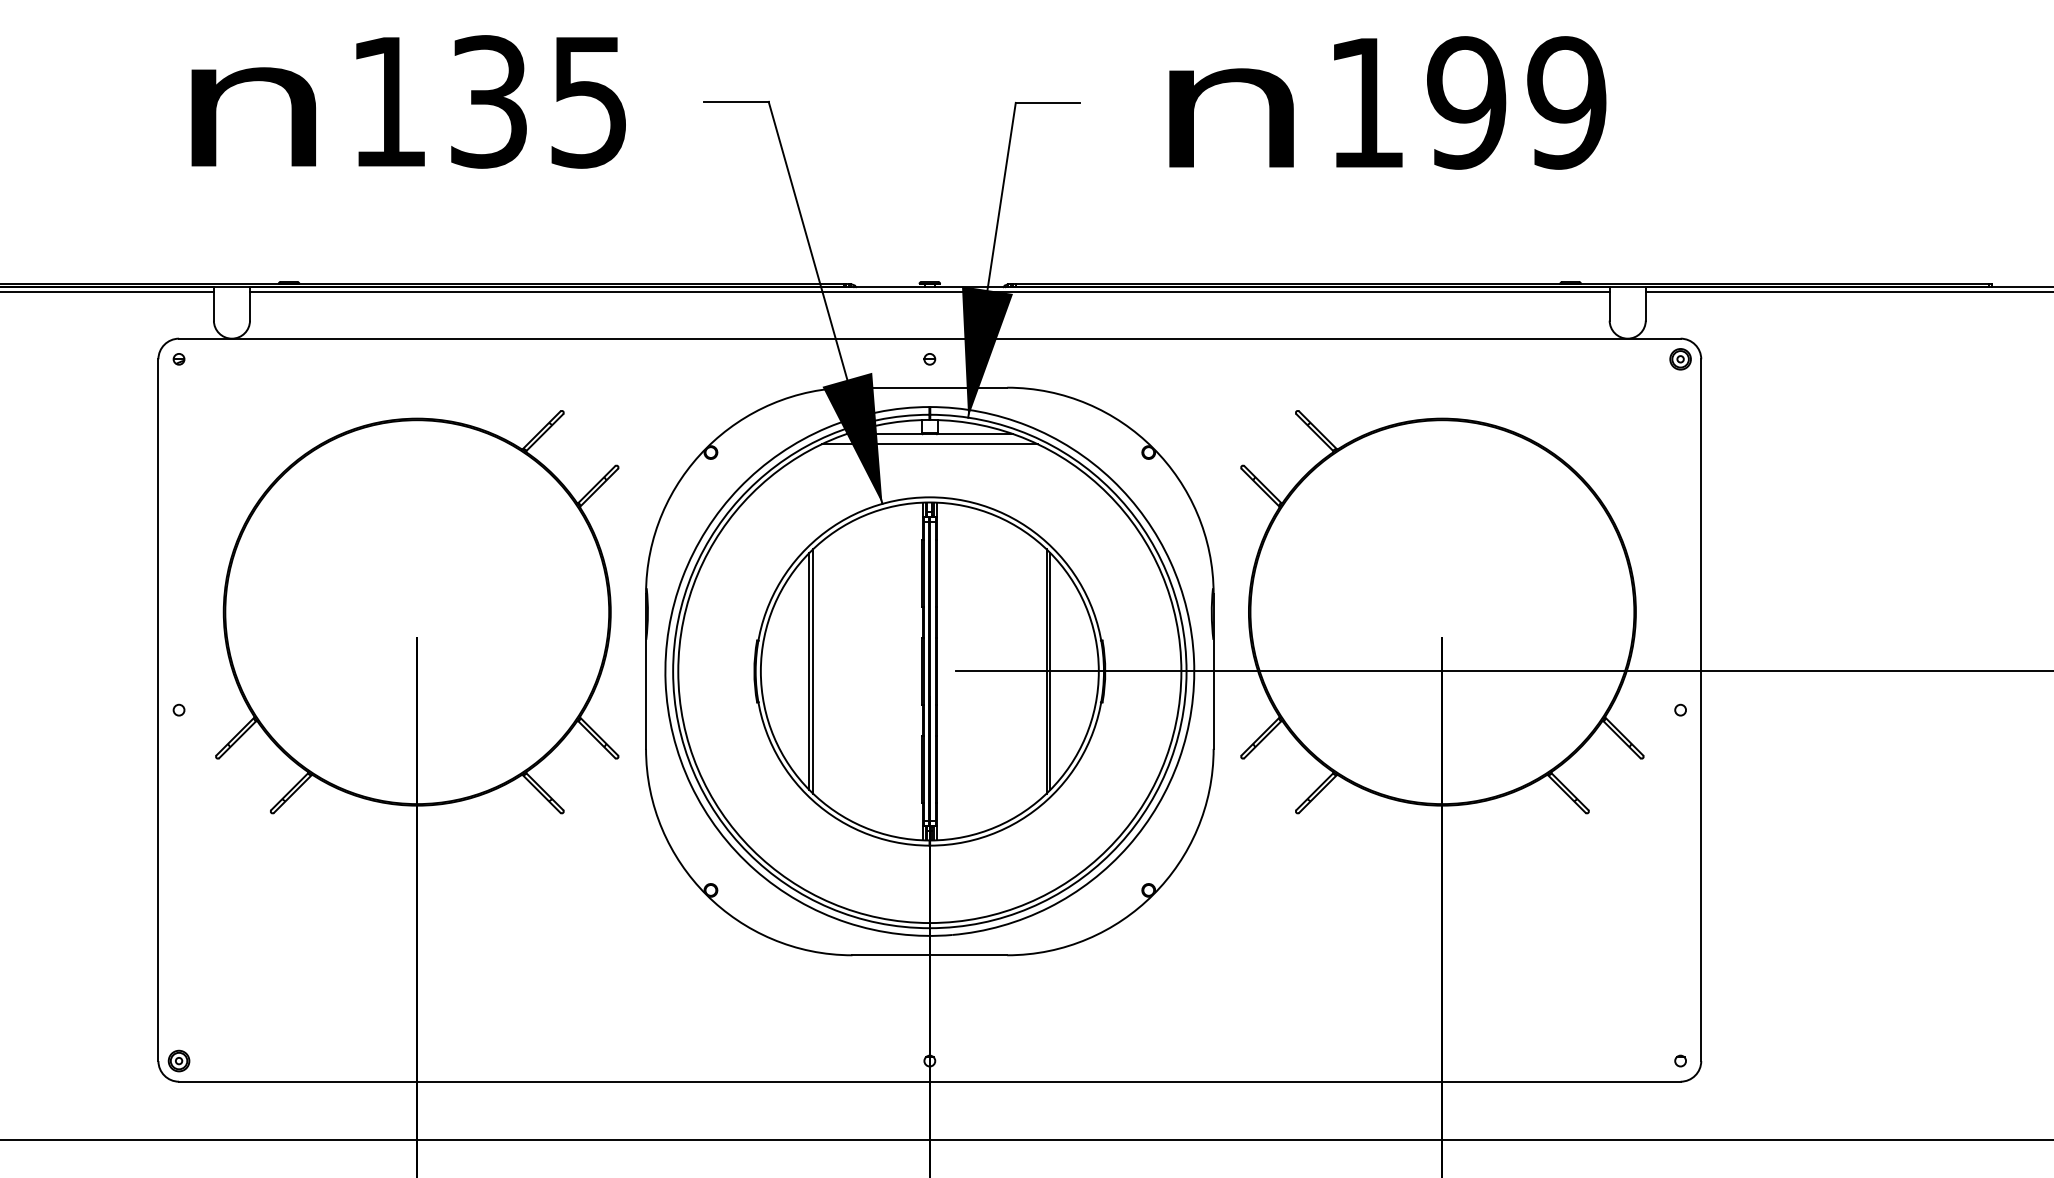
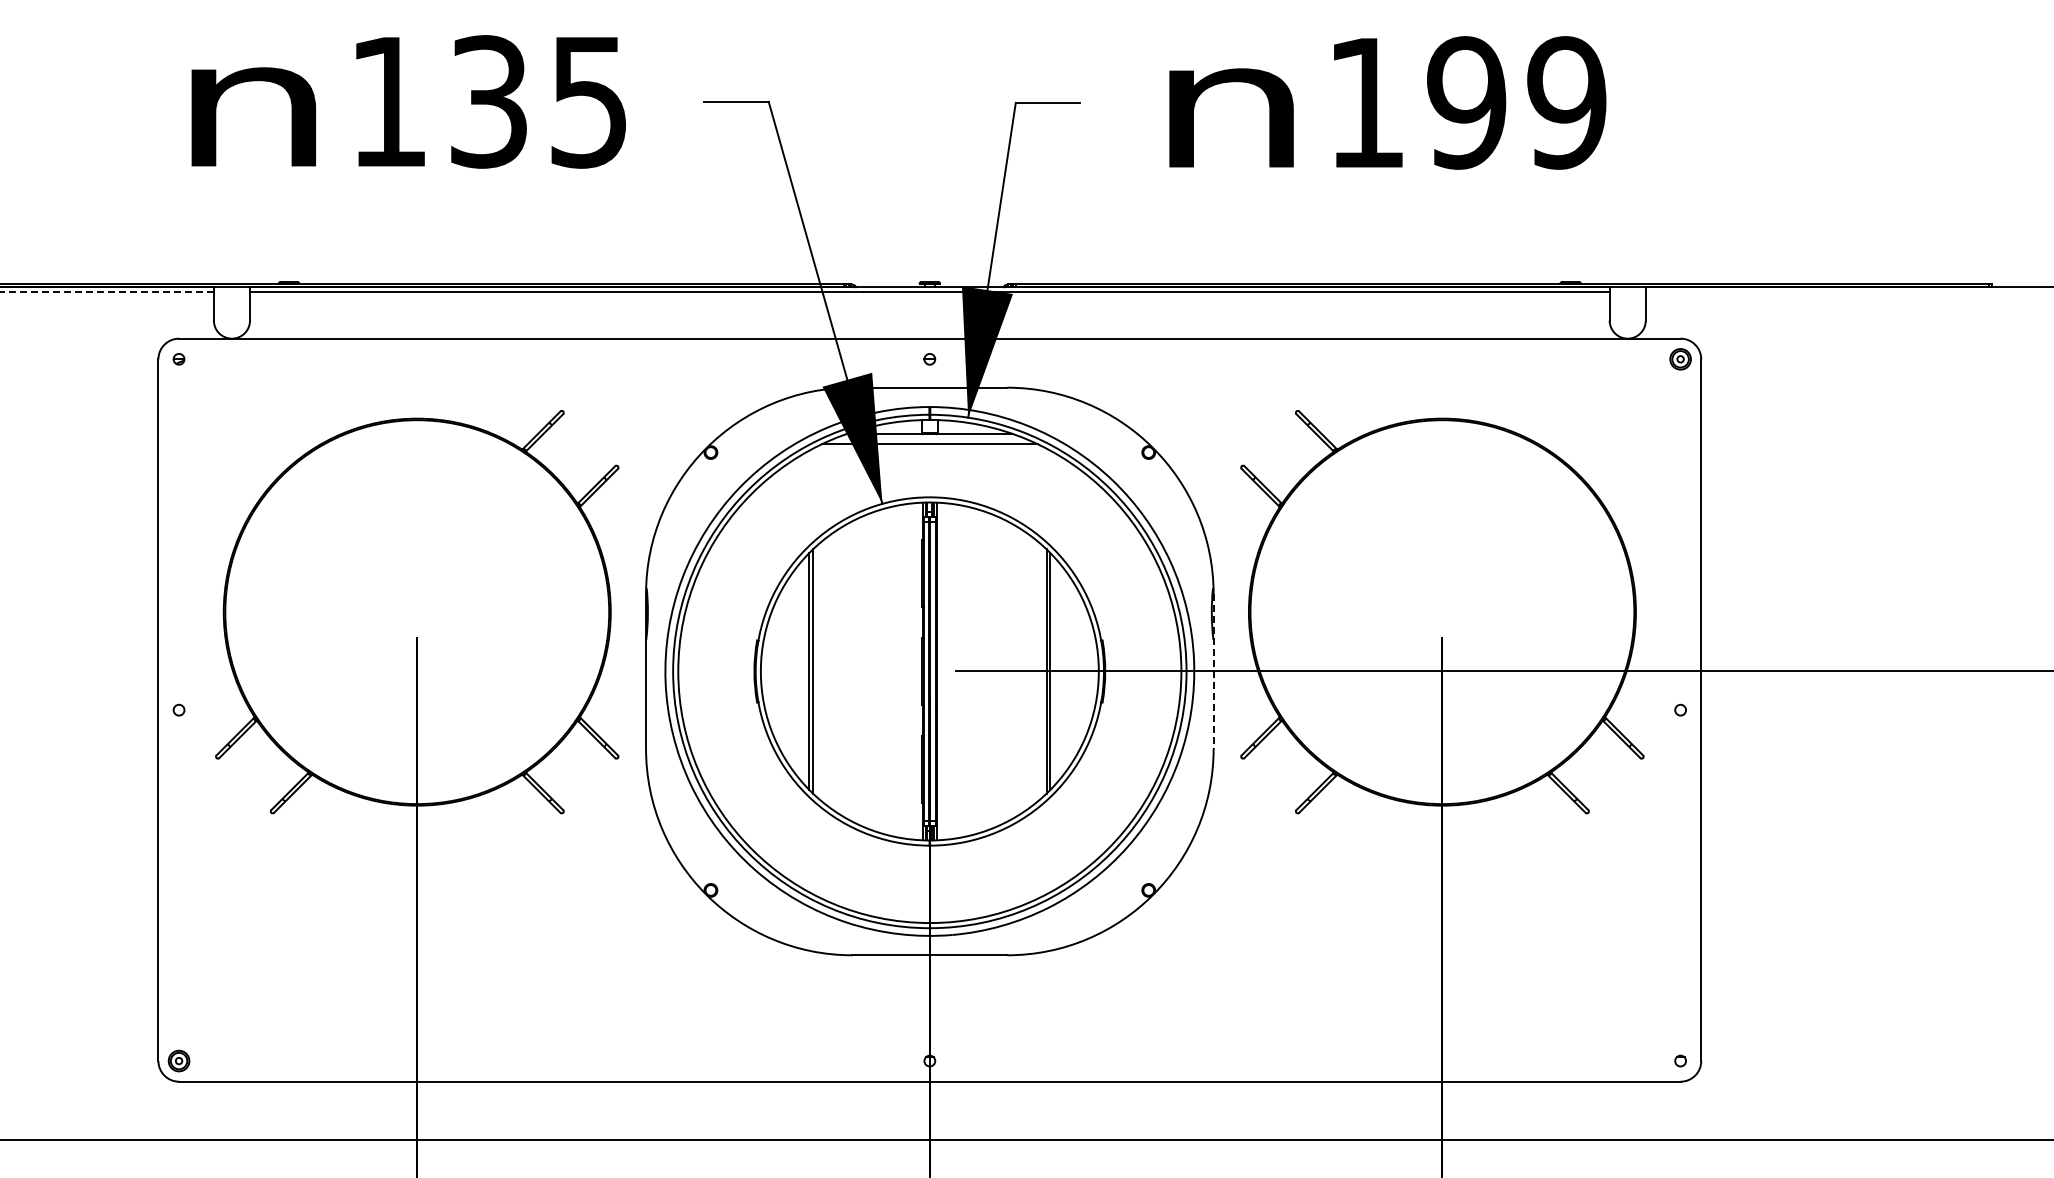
line: solid -> dashed (107, 292)
line: present -> none (1847, 292)
line: solid -> dashed (1213, 672)
